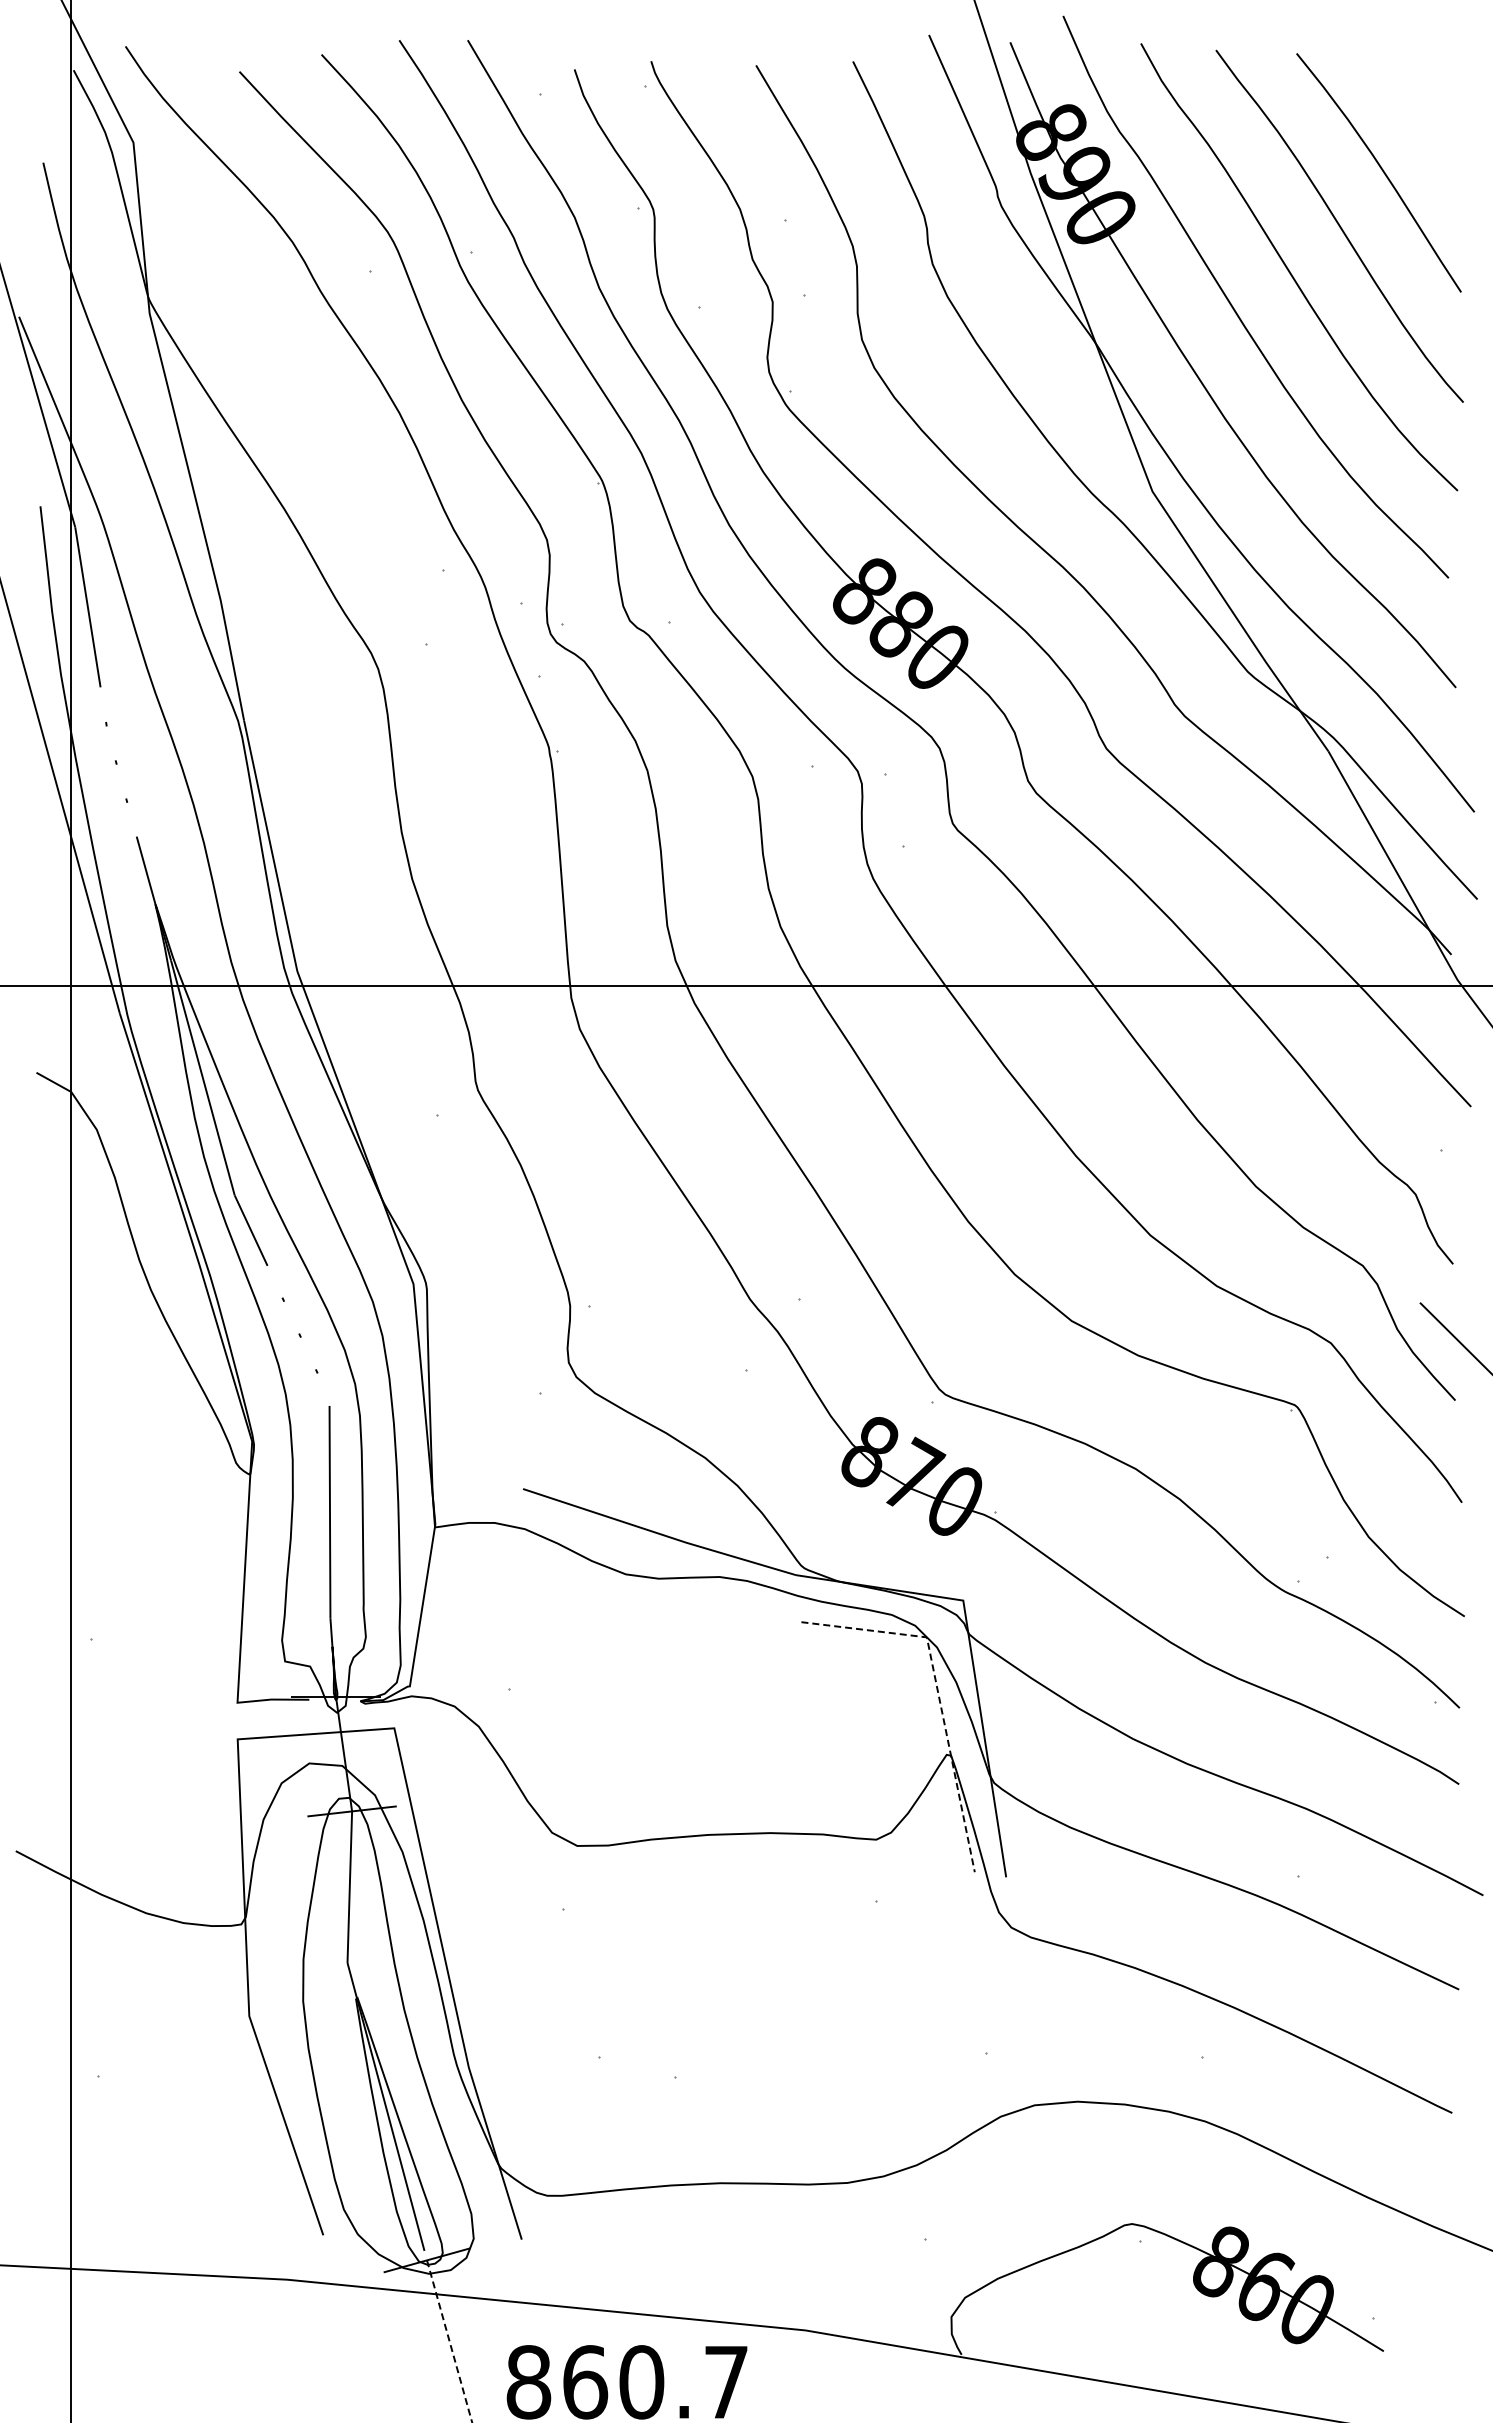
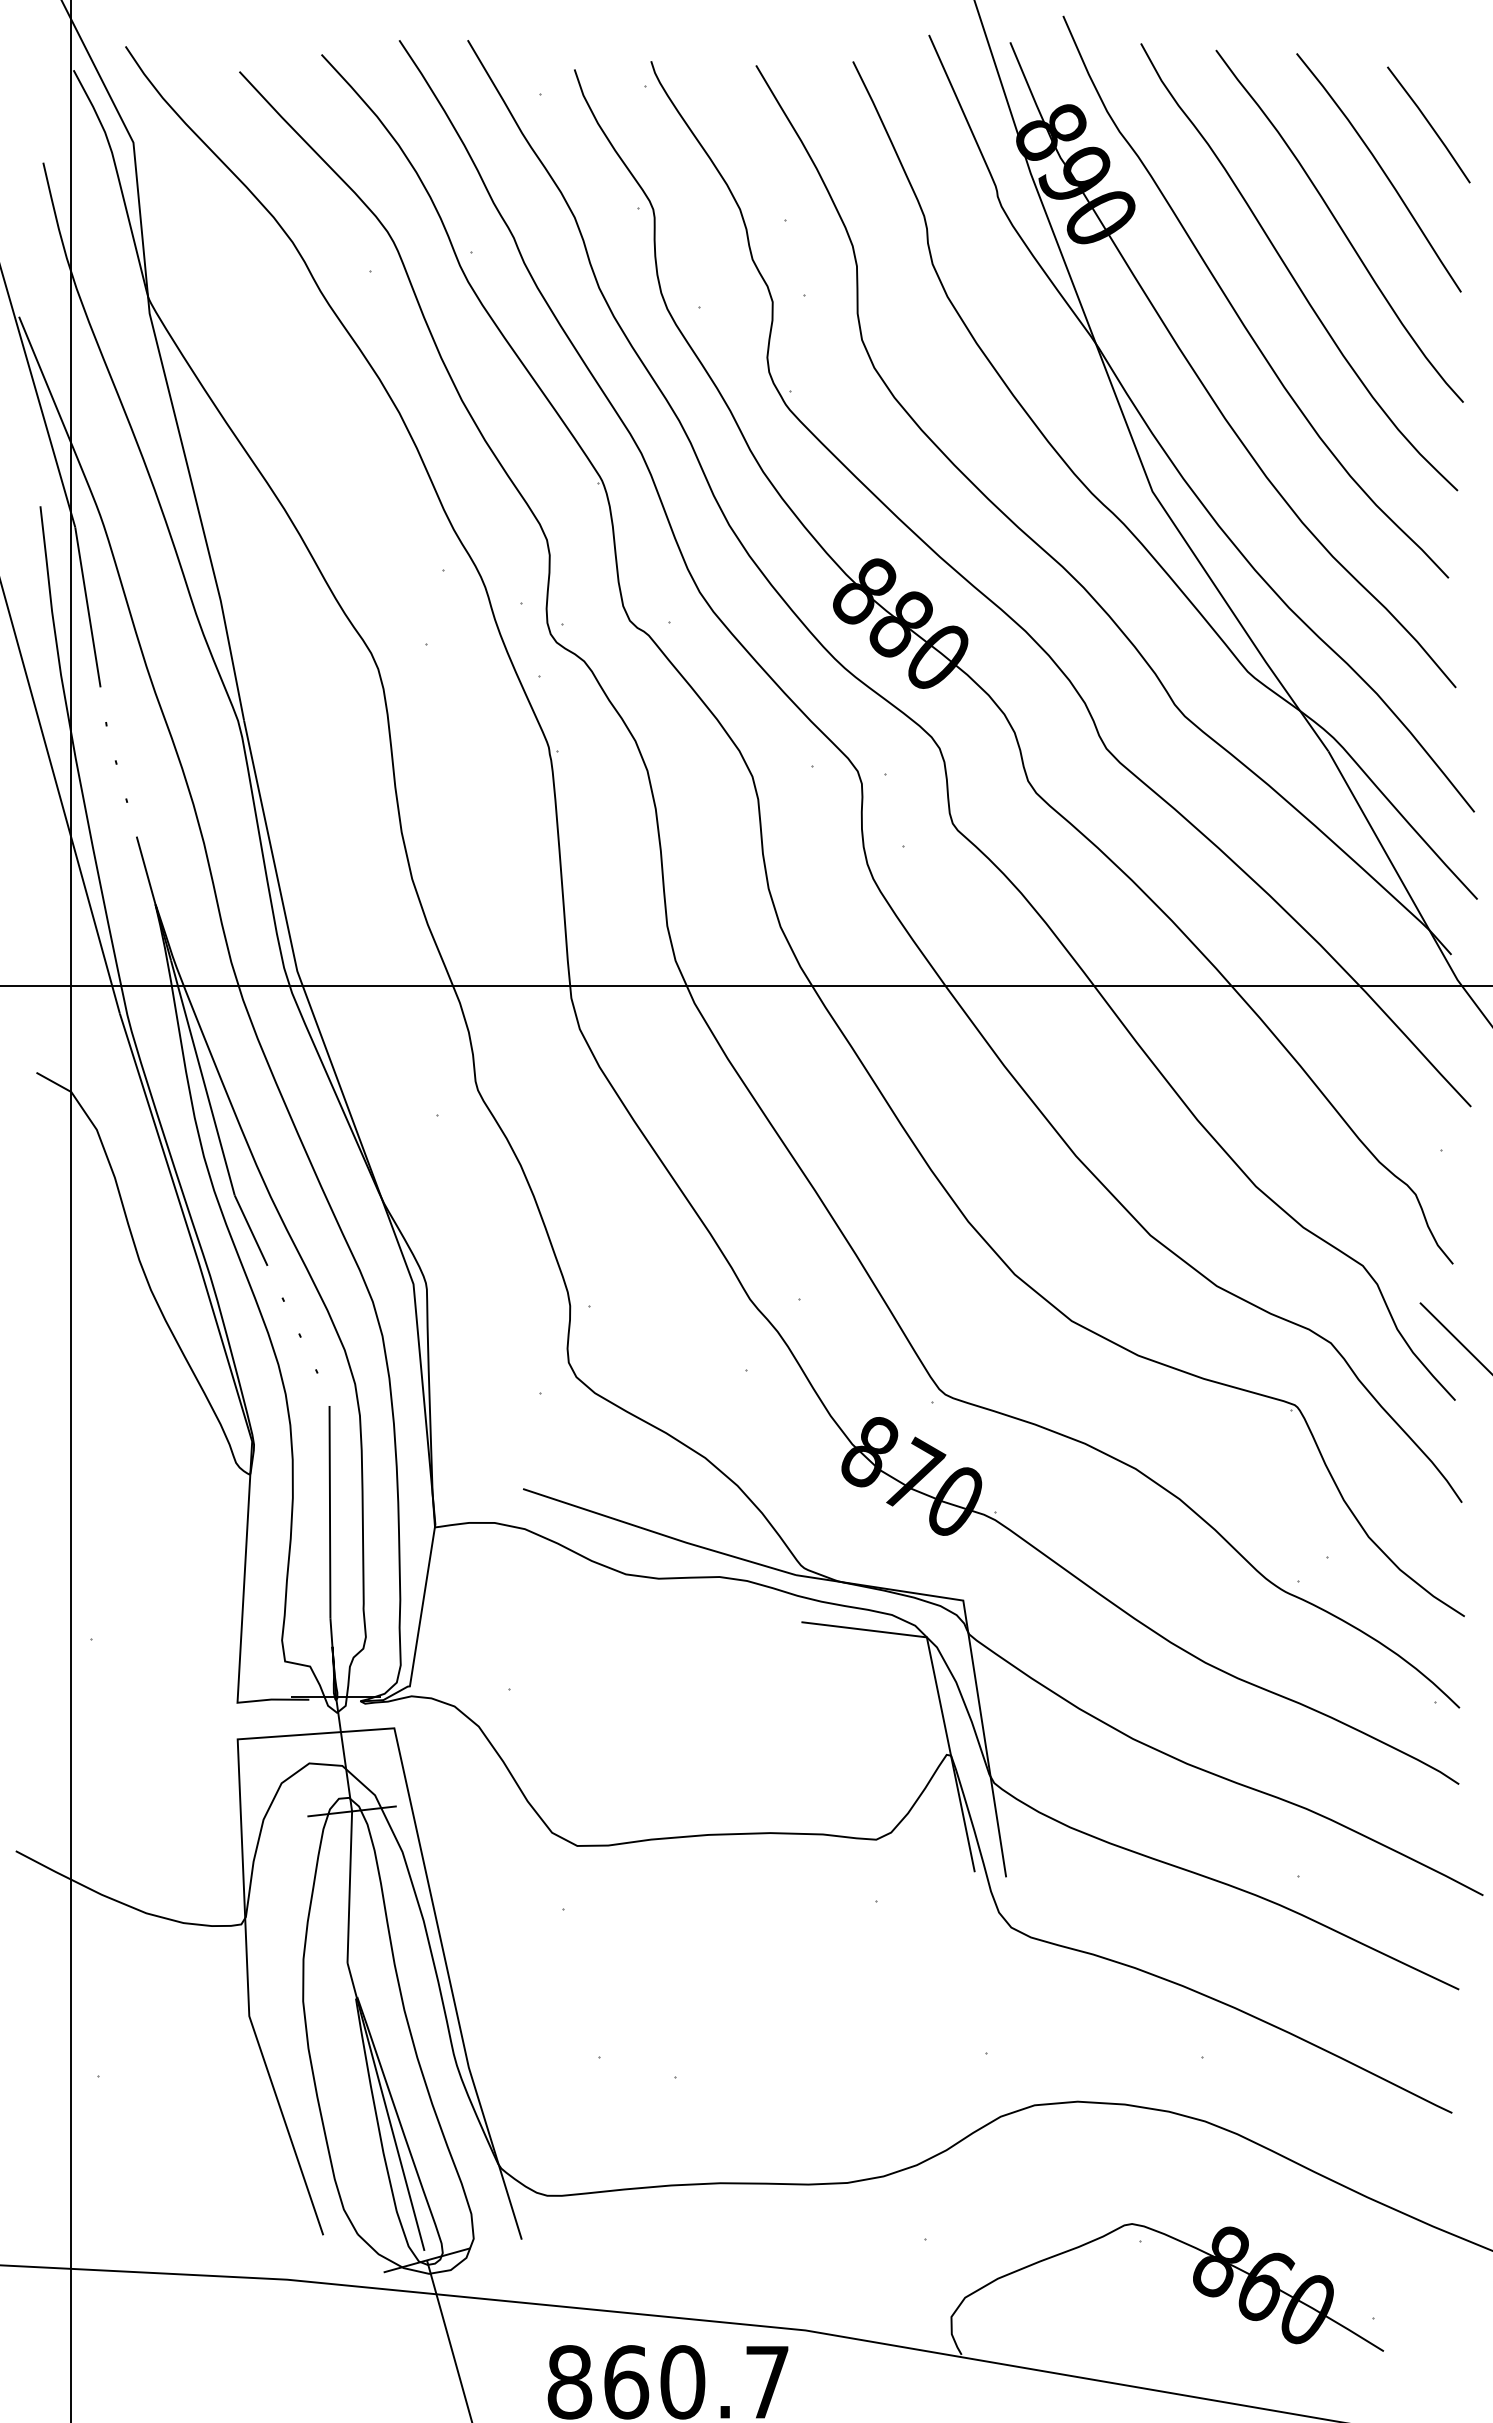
line: none -> present (1428, 124)
line: dashed -> solid (938, 1692)
line: dashed -> solid (449, 2341)
text position: (626, 2382) -> (667, 2382) (667, 2382)
